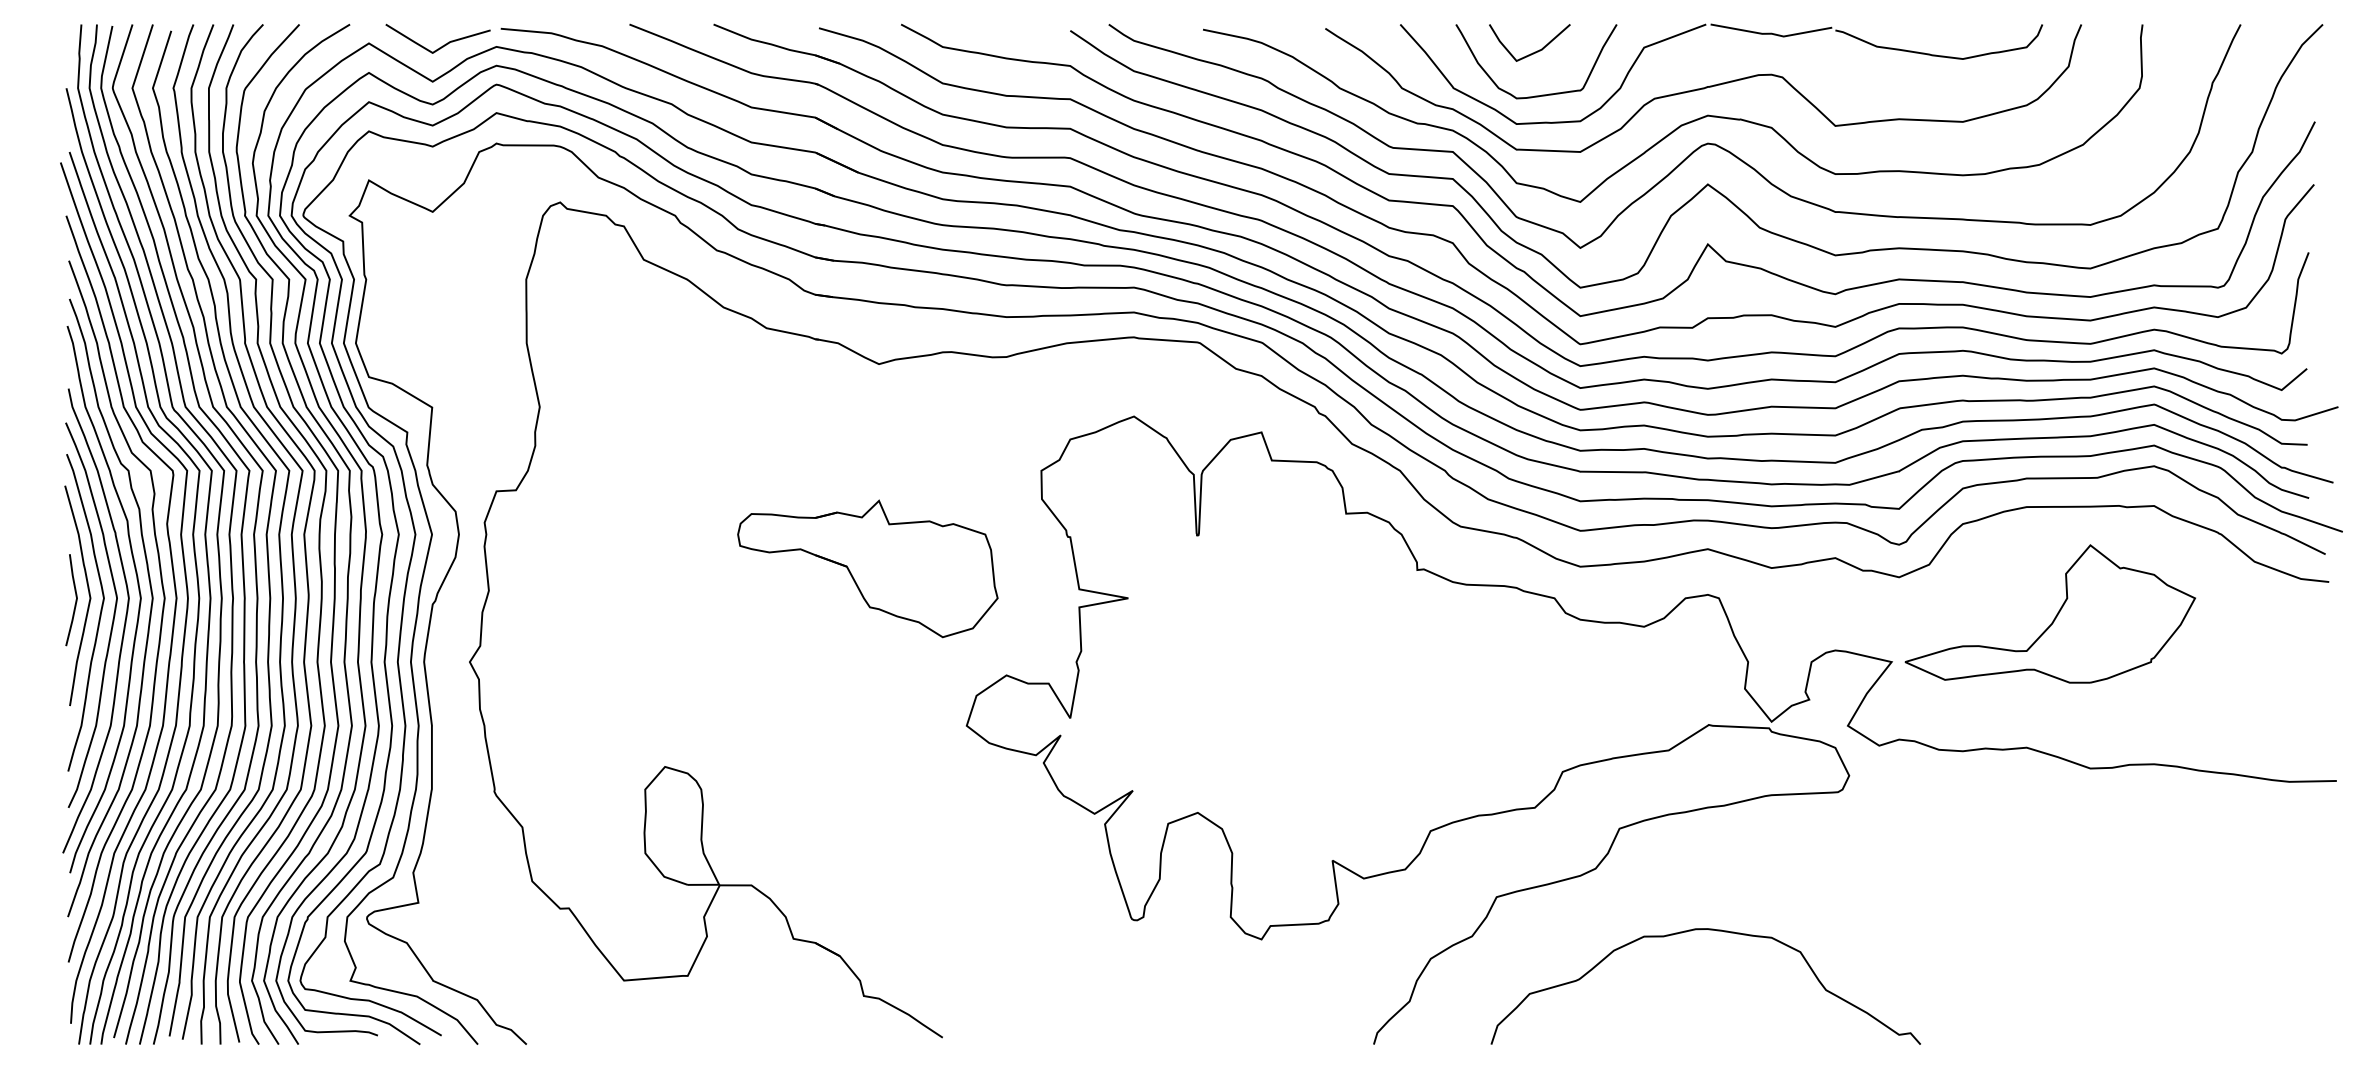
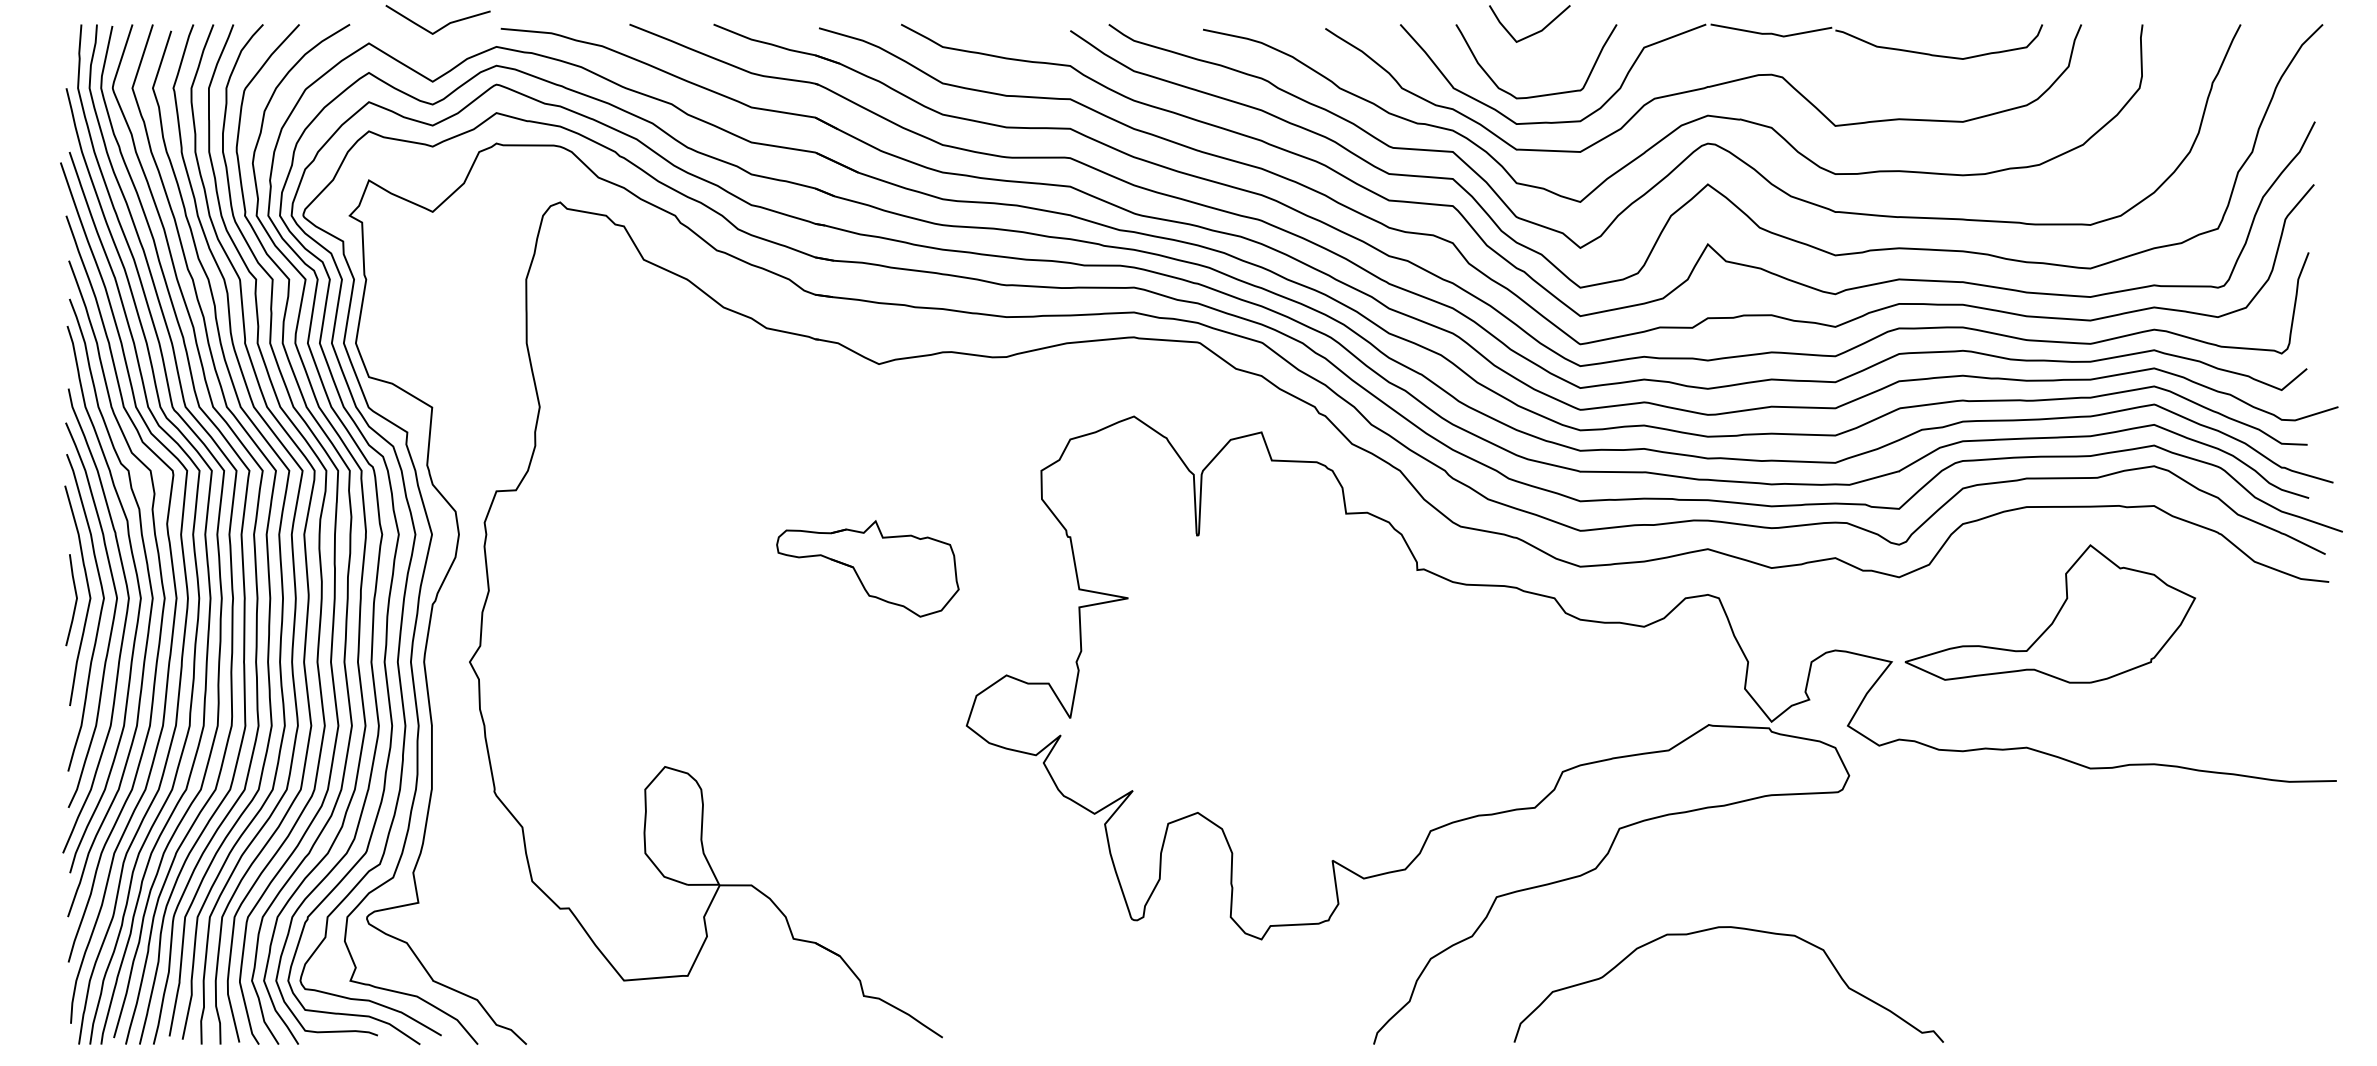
line position: (442, 45) -> (442, 26) (442, 26)
line position: (1532, 52) -> (1532, 33) (1532, 33)
part size: 262x140 px -> 184x98 px (867, 568)
curve position: (1708, 930) -> (1731, 928) (1731, 928)
